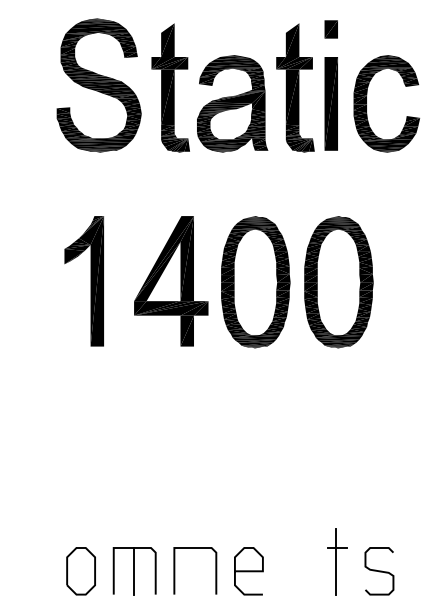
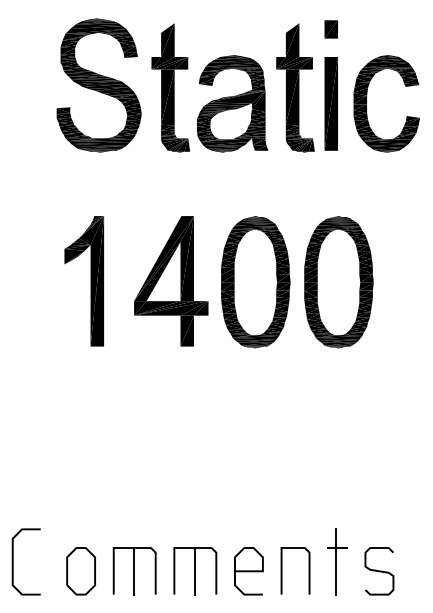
curve: none -> present (13, 561)
line: none -> present (194, 570)
line: none -> present (282, 570)
